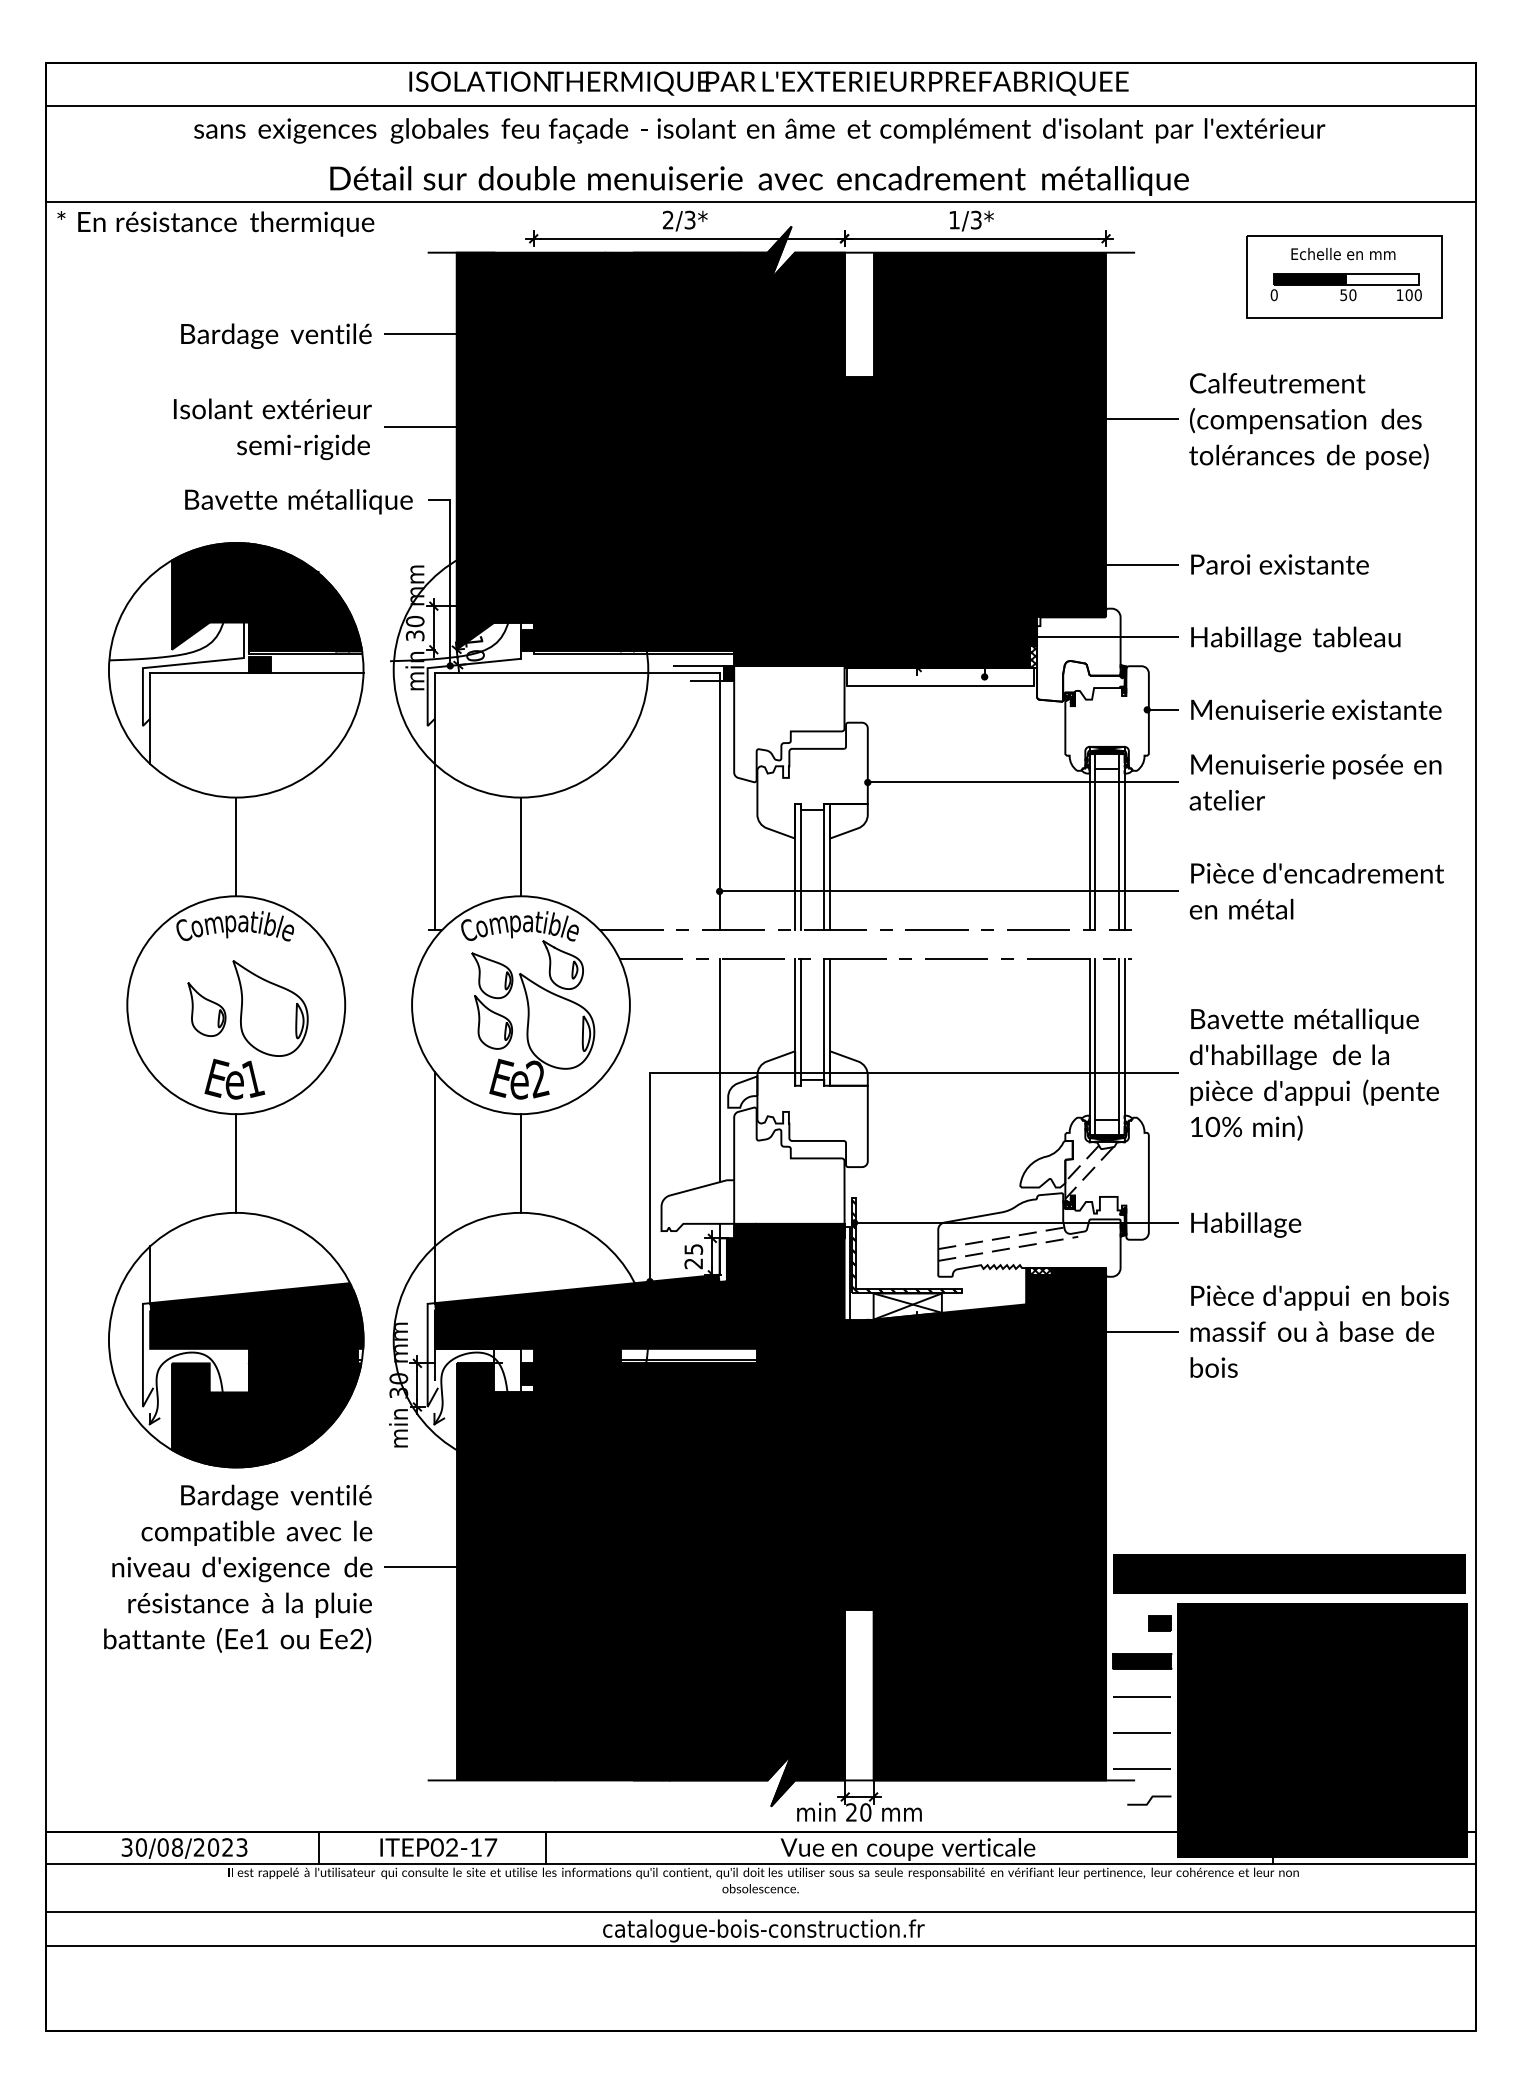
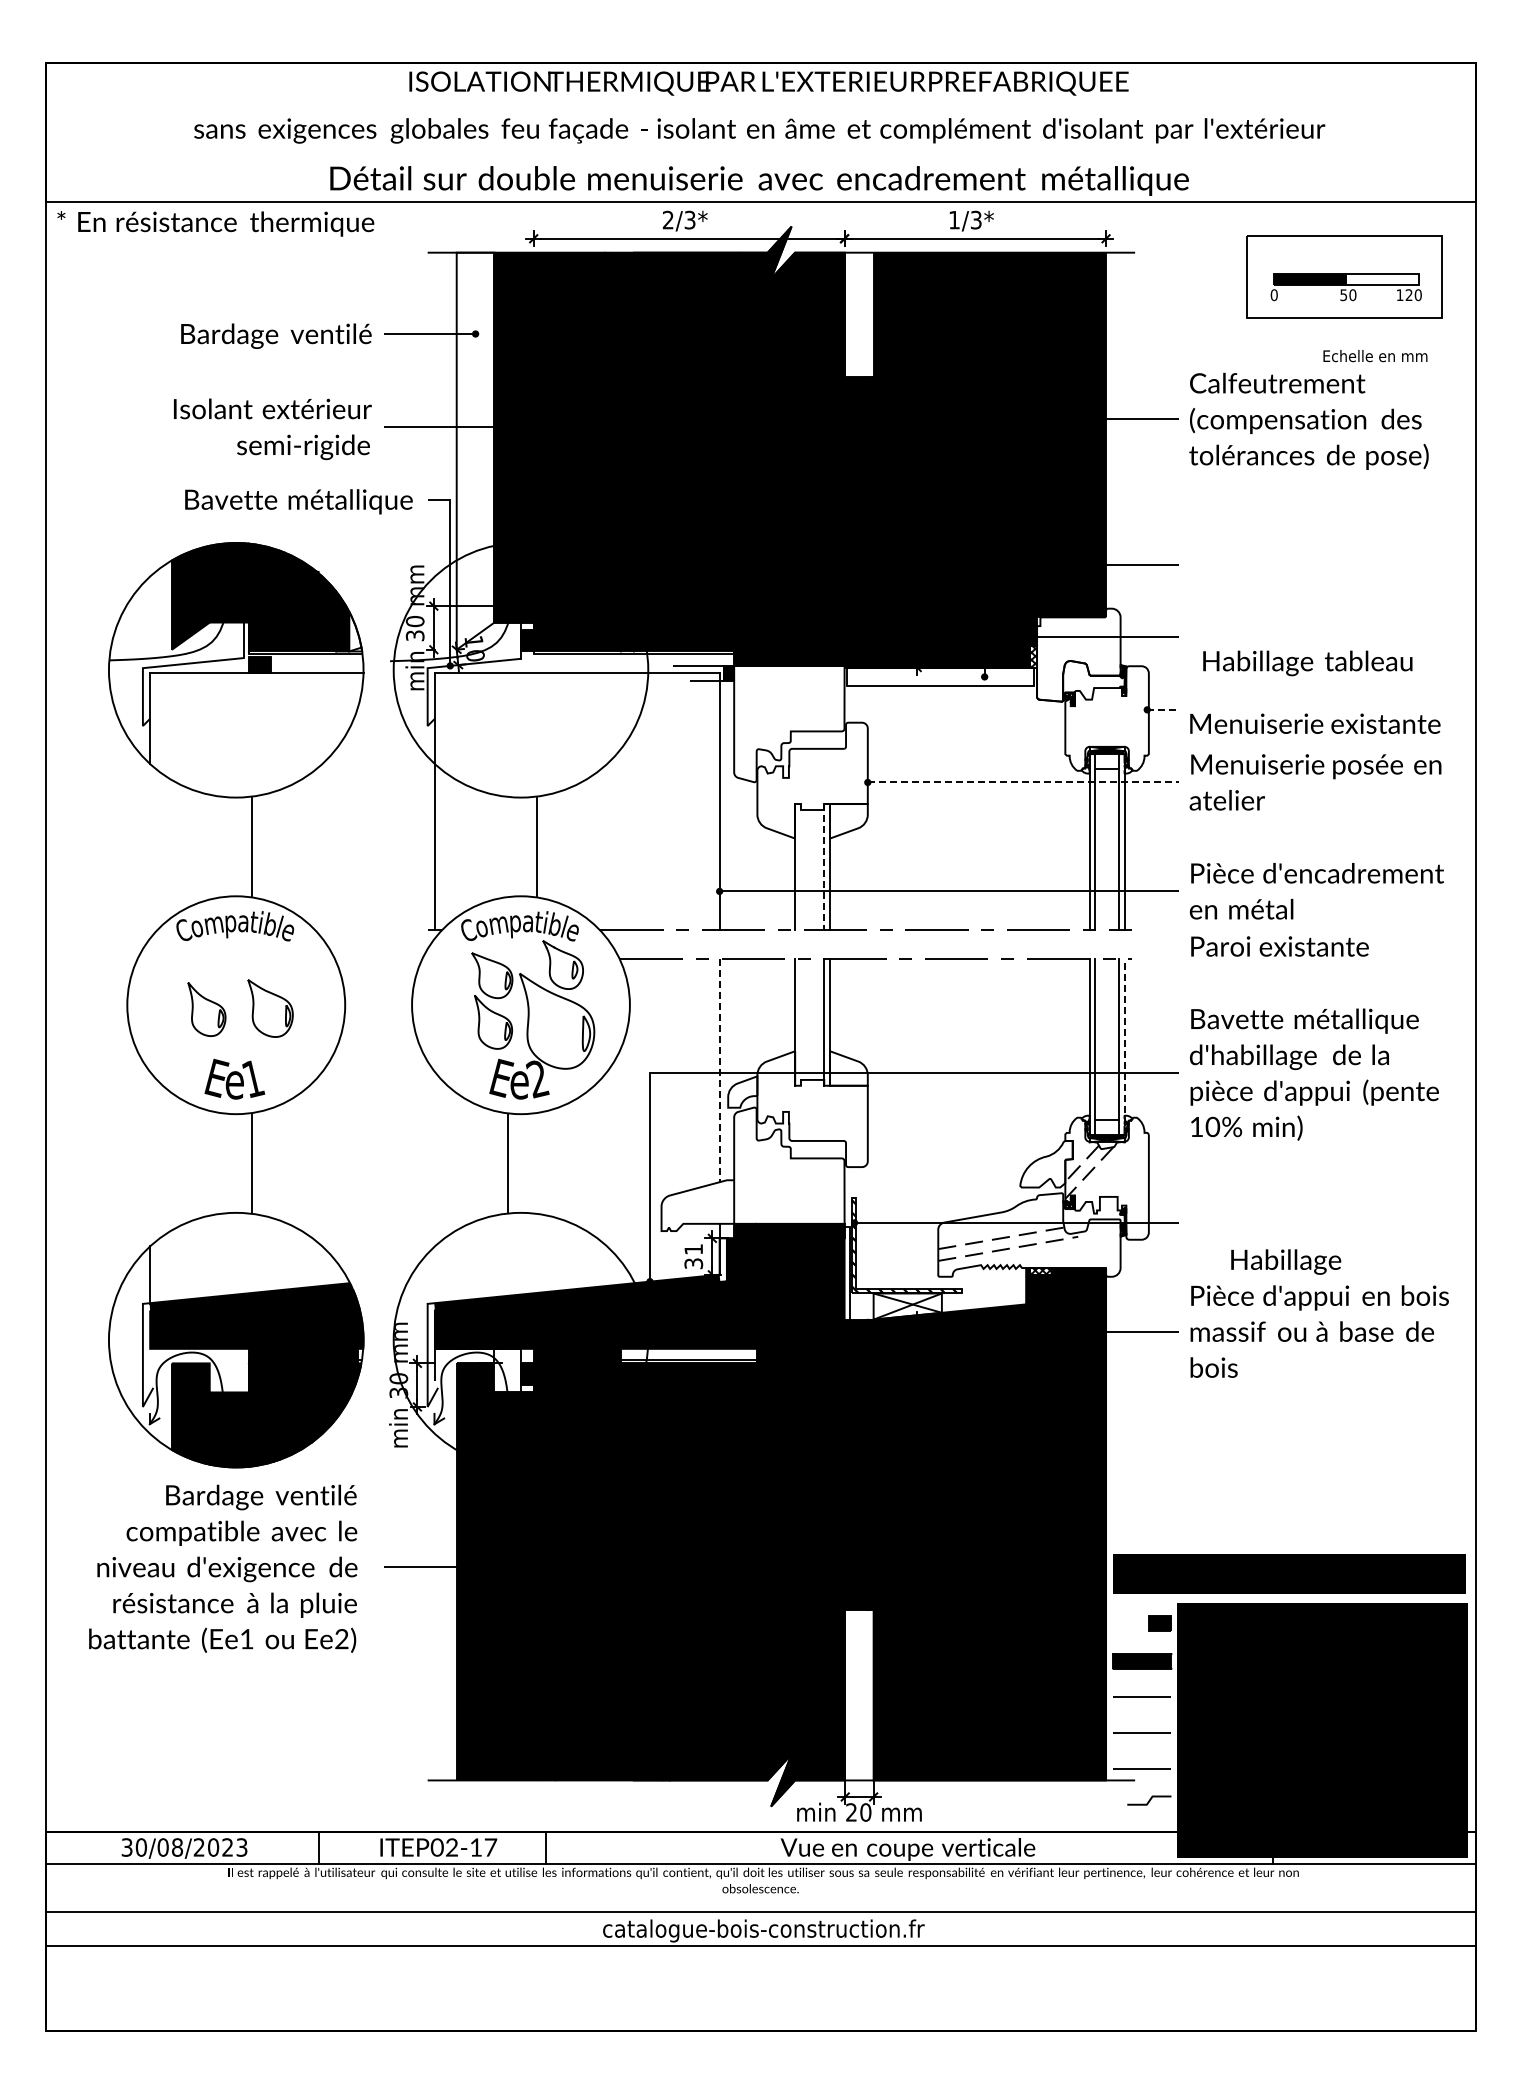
line: present -> none (760, 106)
text position: (1343, 254) -> (1375, 356) (1375, 356)
text: 100 -> 120 (1408, 295)
fill: present -> none (475, 450)
text position: (1279, 564) -> (1279, 946) (1279, 946)
fill: present -> none (355, 631)
text position: (1295, 639) -> (1307, 663) (1307, 663)
line: solid -> dashed (1163, 709)
text position: (1316, 709) -> (1315, 723) (1315, 723)
line: solid -> dashed (1024, 782)
line position: (236, 846) -> (252, 846) (252, 846)
line position: (521, 846) -> (537, 846) (537, 846)
line: present -> none (800, 867)
line: solid -> dashed (824, 867)
part size: 77x97 px -> 47x59 px (270, 1008)
line: present -> none (800, 1022)
line: solid -> dashed (1124, 1047)
line: solid -> dashed (719, 1071)
line position: (236, 1163) -> (252, 1163) (252, 1163)
line position: (521, 1163) -> (508, 1163) (508, 1163)
line: present -> none (434, 1187)
text position: (1246, 1224) -> (1286, 1261) (1286, 1261)
text: 25 -> 31 (693, 1256)
text position: (238, 1568) -> (223, 1568) (223, 1568)
